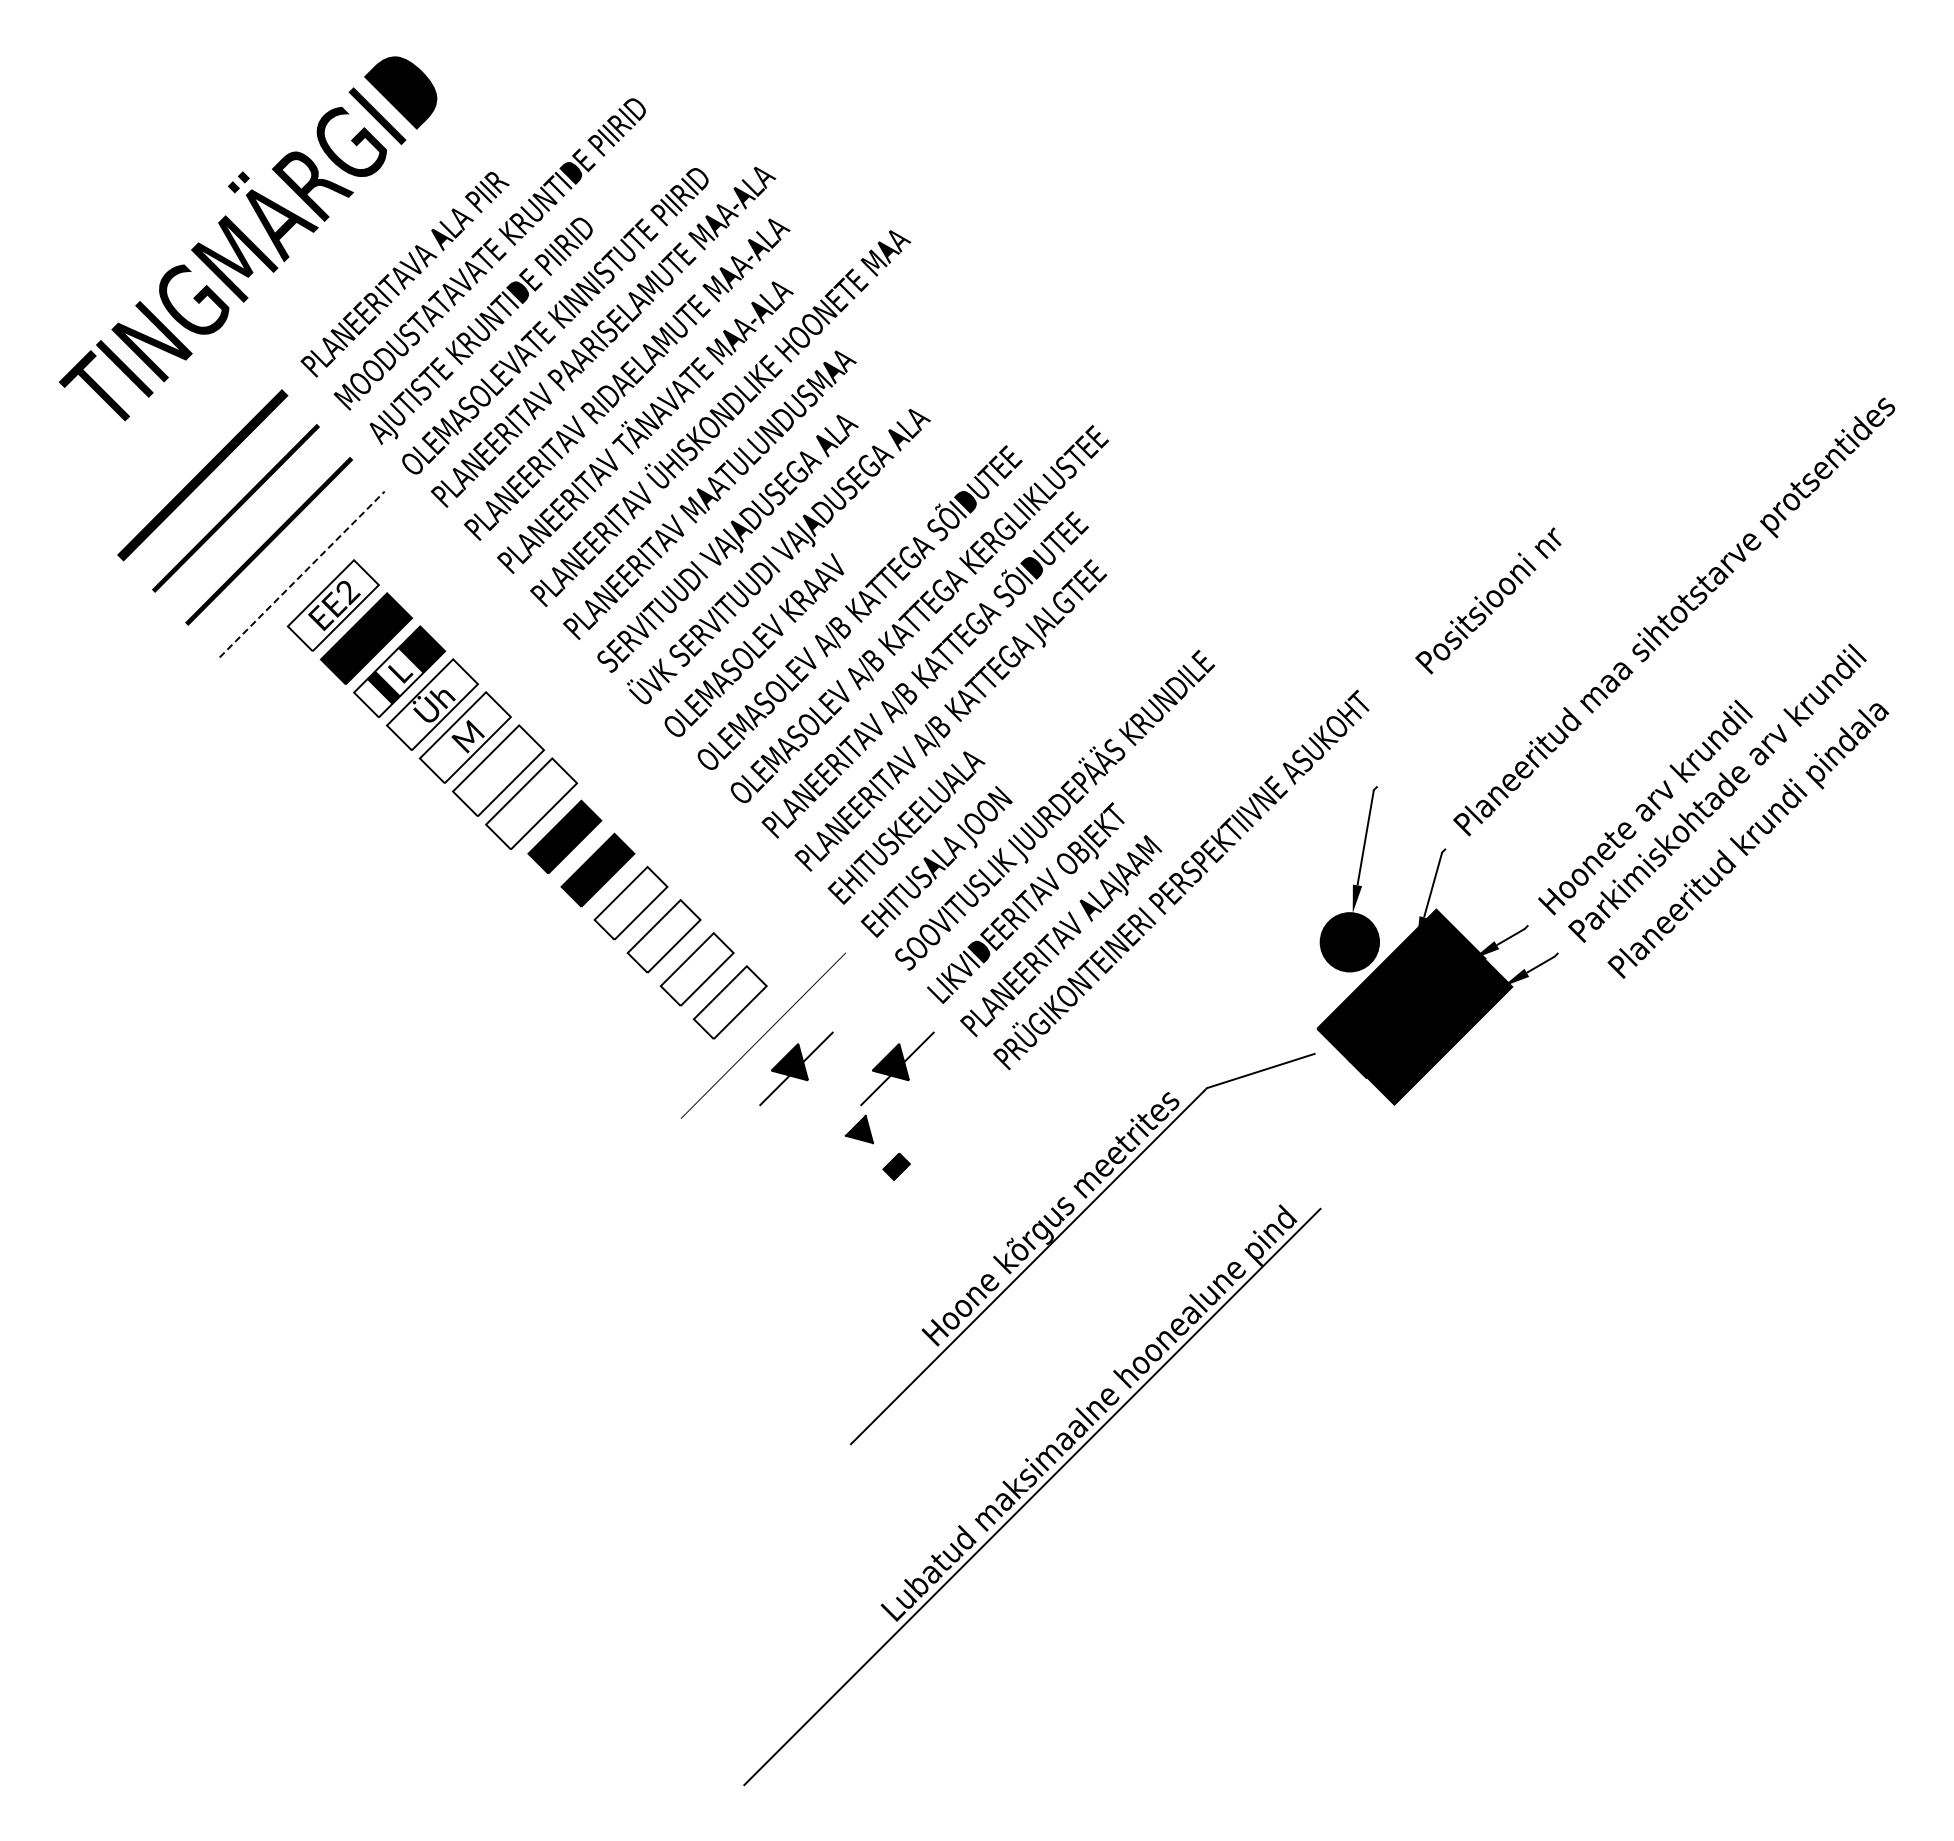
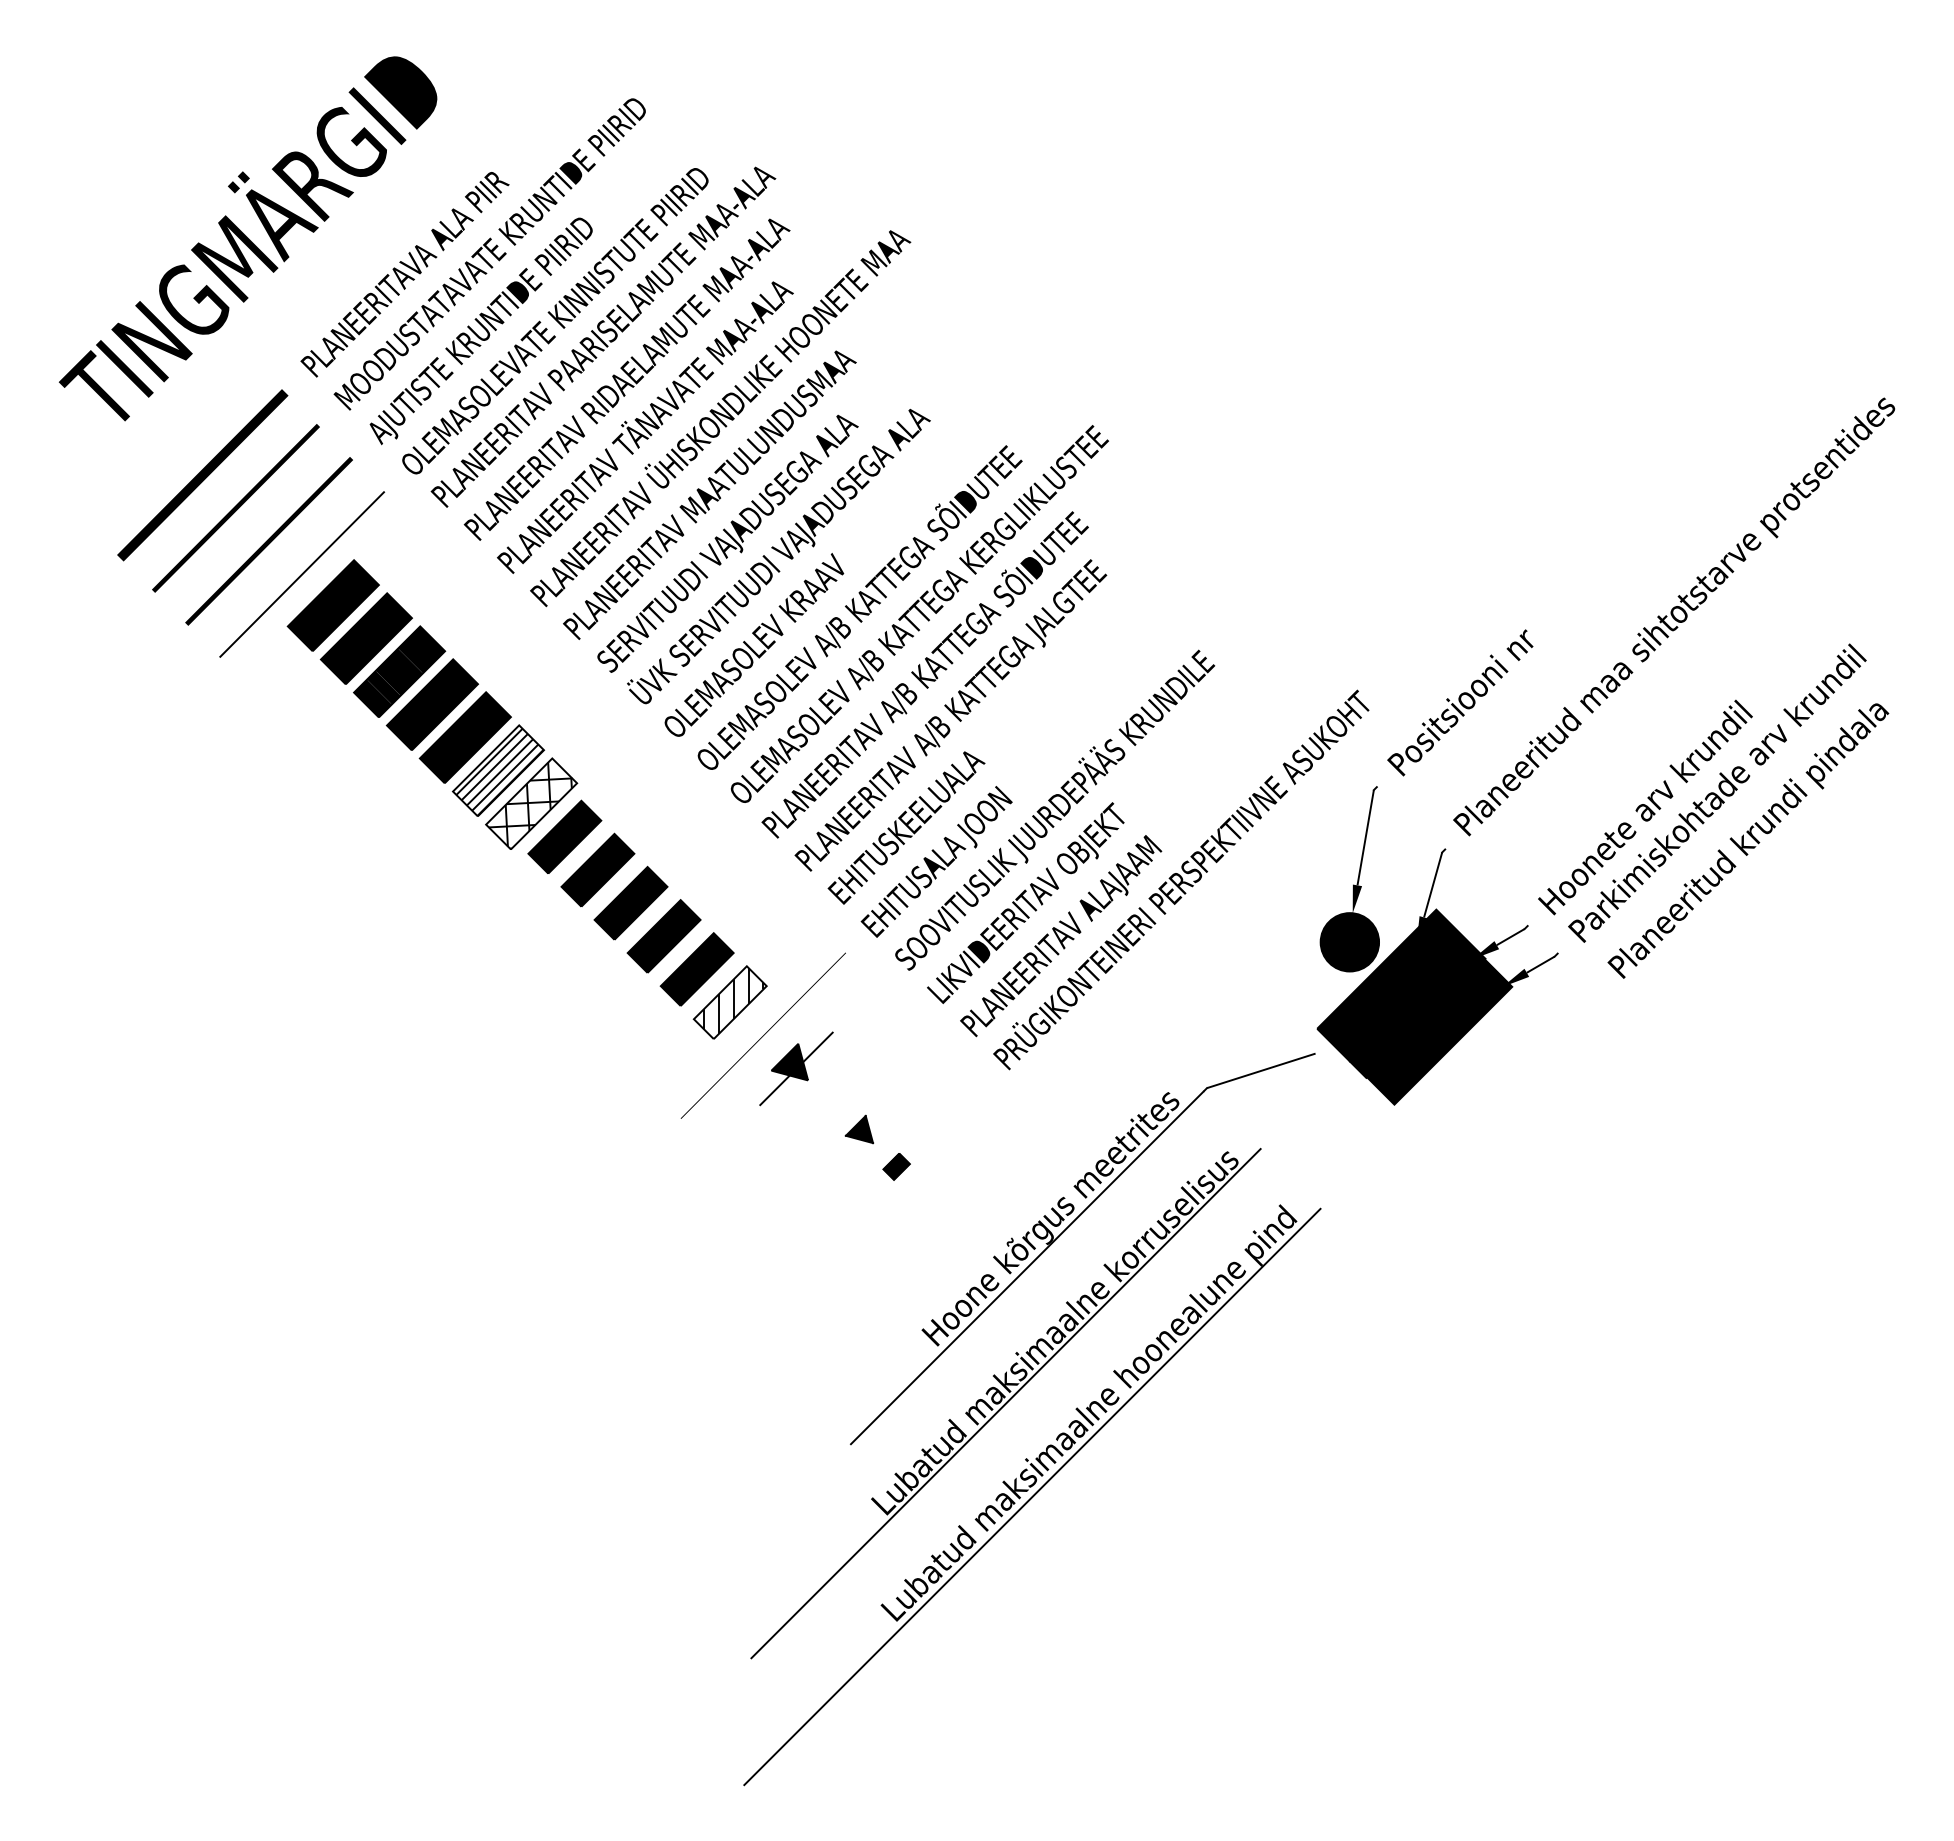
line: dashed -> solid (302, 574)
text position: (1488, 600) -> (1460, 702) (1460, 702)
fill: none -> present (332, 605)
fill: none -> present (398, 671)
fill: none -> present (372, 698)
fill: none -> present (432, 704)
fill: none -> present (464, 737)
hatch: none -> present (499, 771)
hatch: none -> present (530, 805)
fill: none -> present (630, 903)
fill: none -> present (663, 936)
fill: none -> present (696, 969)
hatch: none -> present (733, 1000)
part: present -> none (897, 1068)
part: none -> present (1005, 1403)
